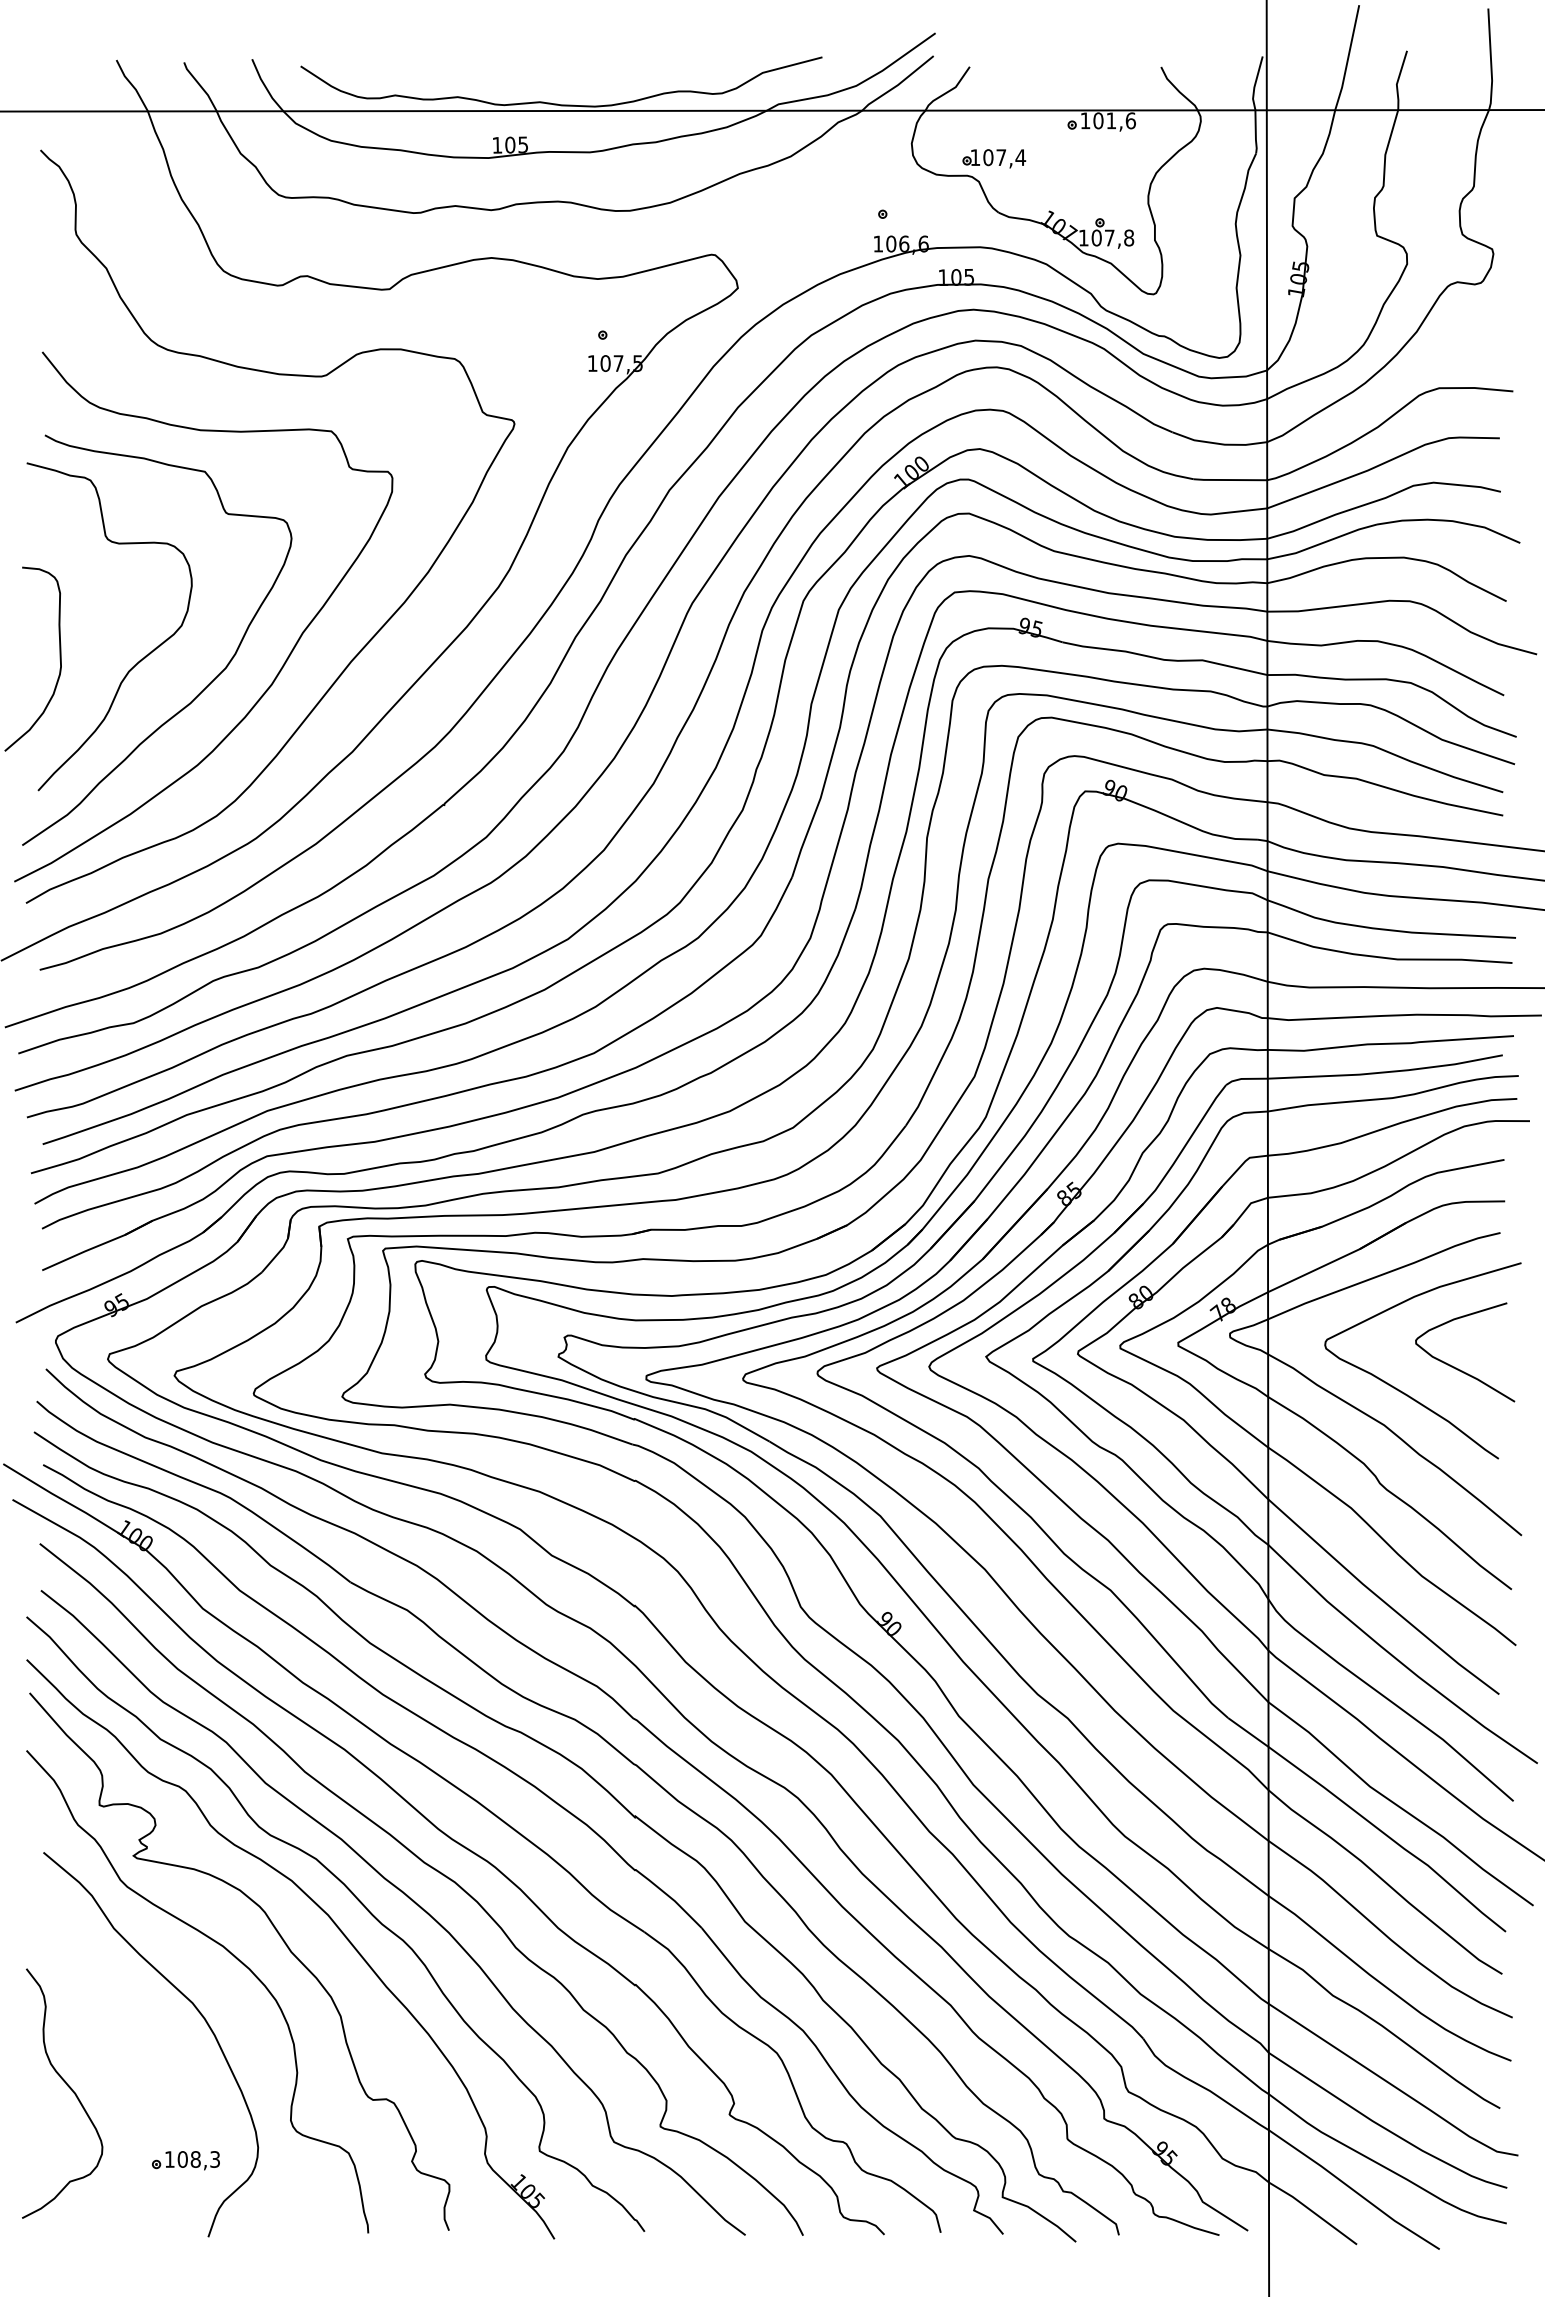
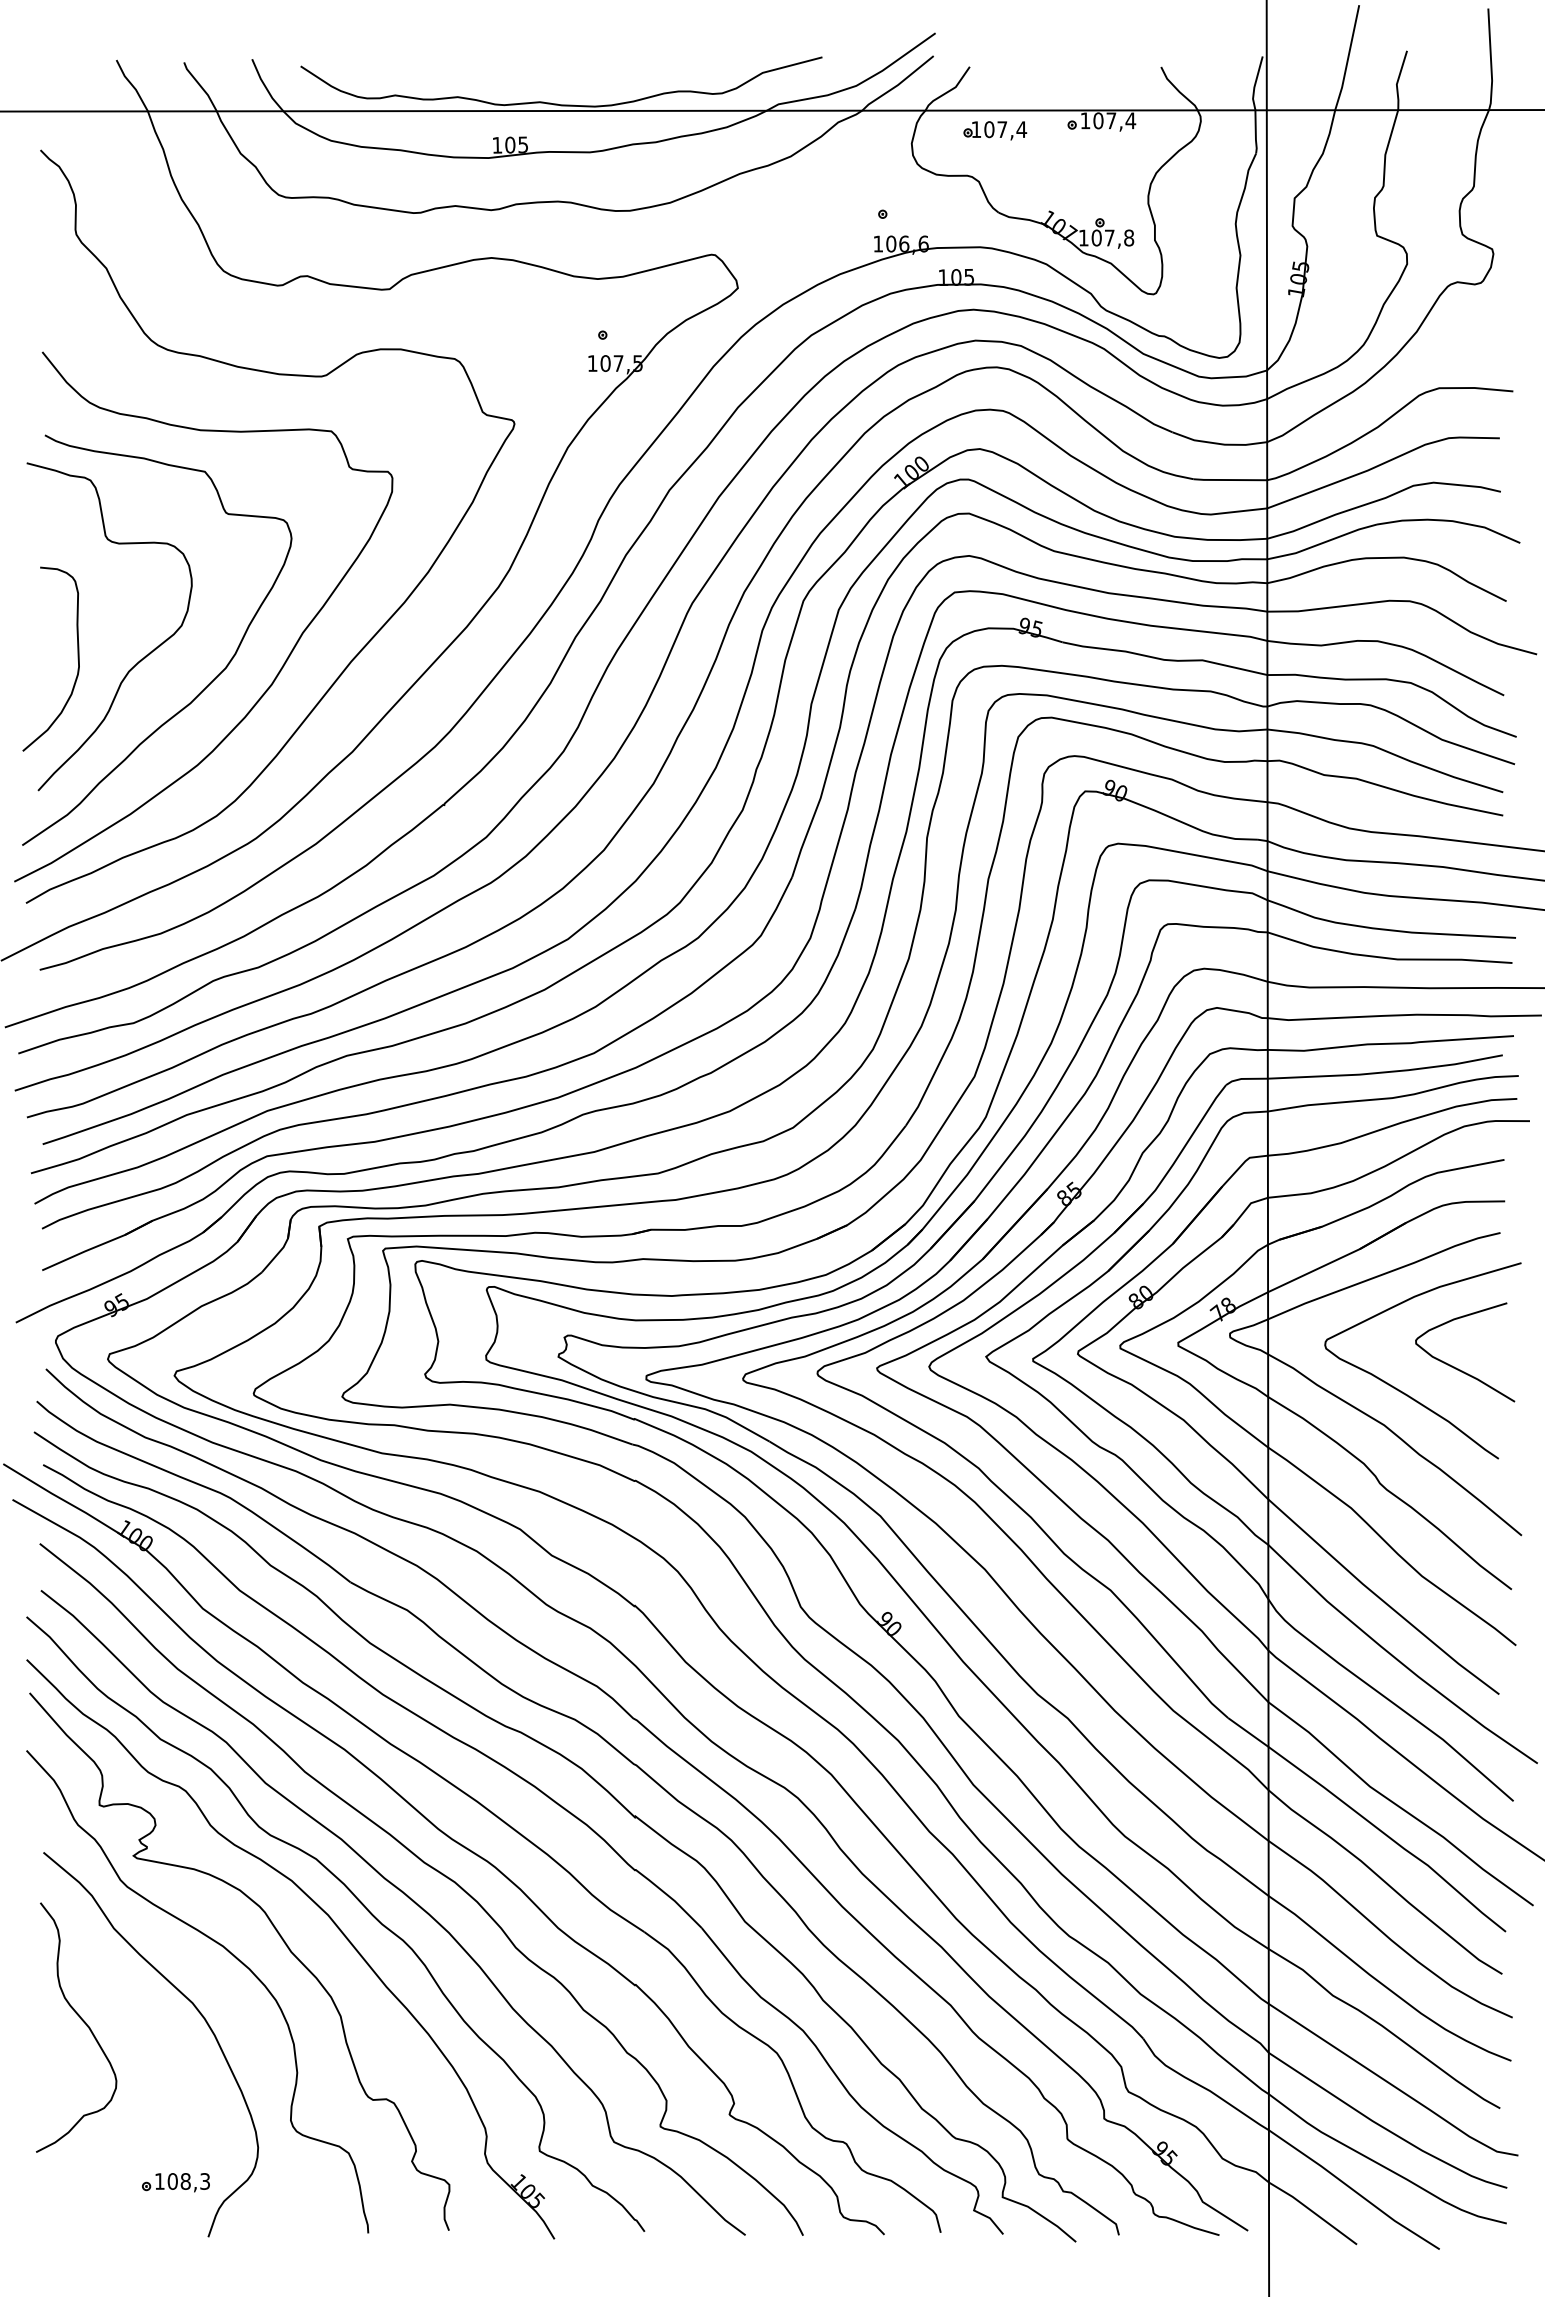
text: 101,6 -> 107,4 (1121, 120)
part position: (994, 158) -> (995, 130) (995, 130)
curve position: (59, 658) -> (77, 658) (77, 658)
curve position: (68, 2087) -> (82, 2021) (82, 2021)
part position: (185, 2160) -> (175, 2182) (175, 2182)
